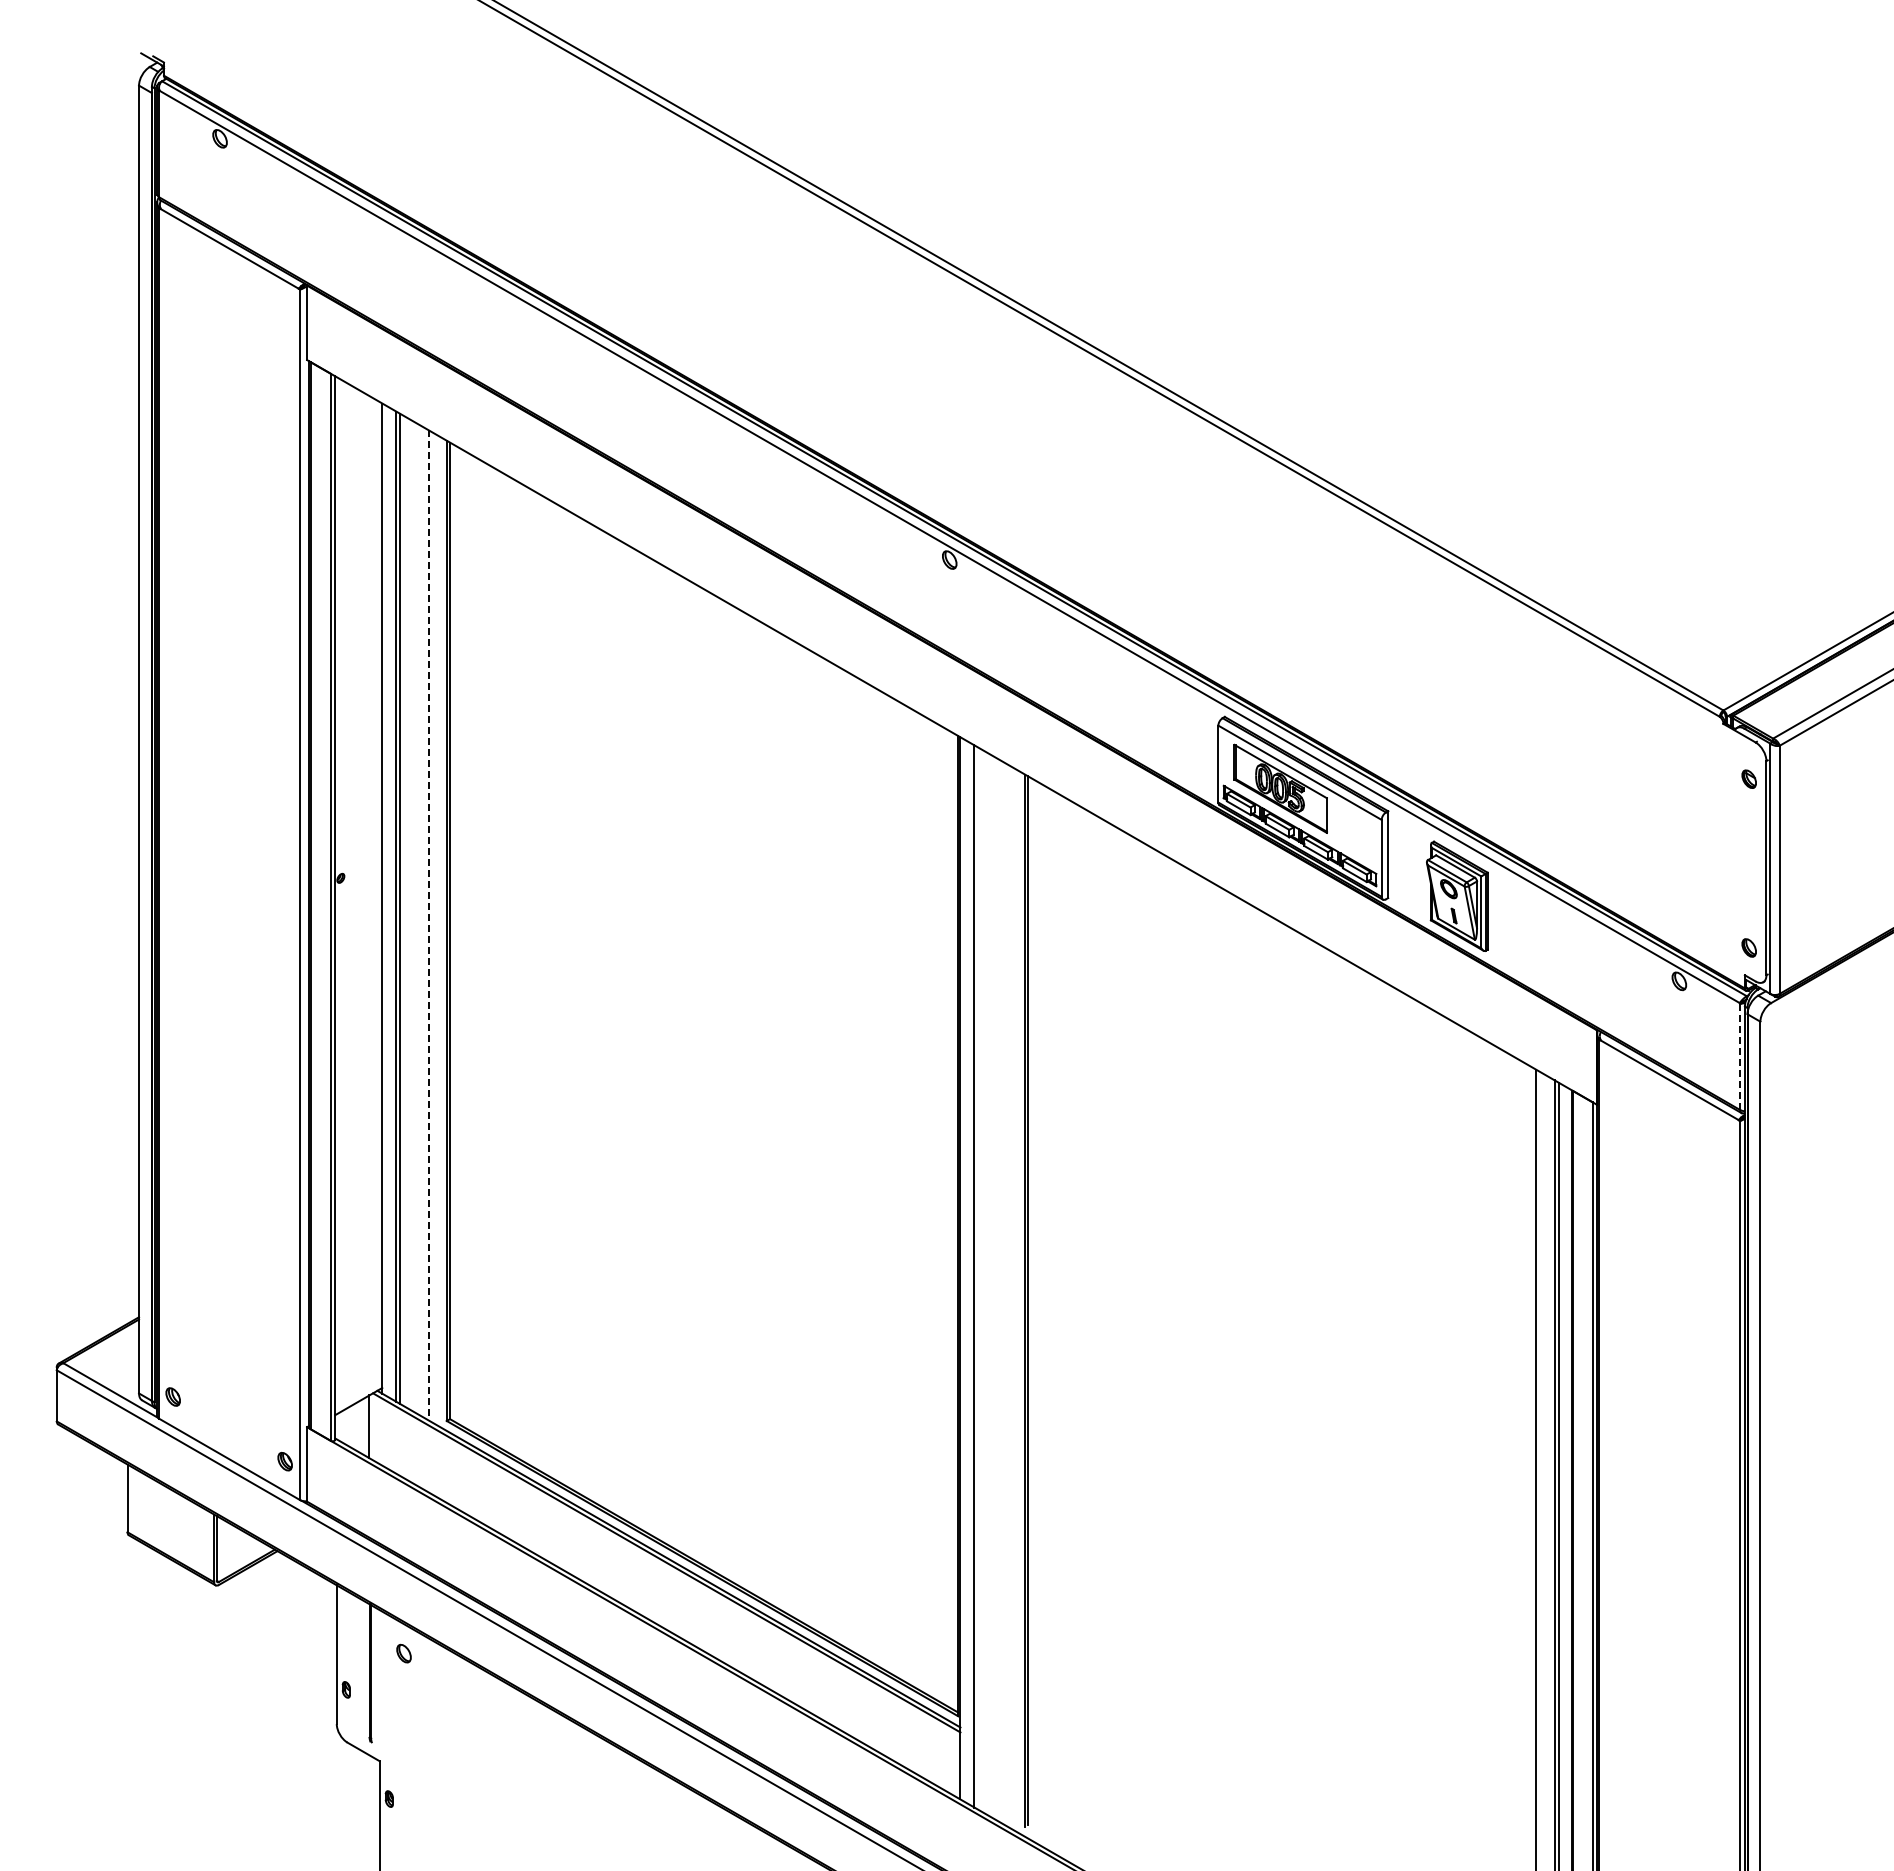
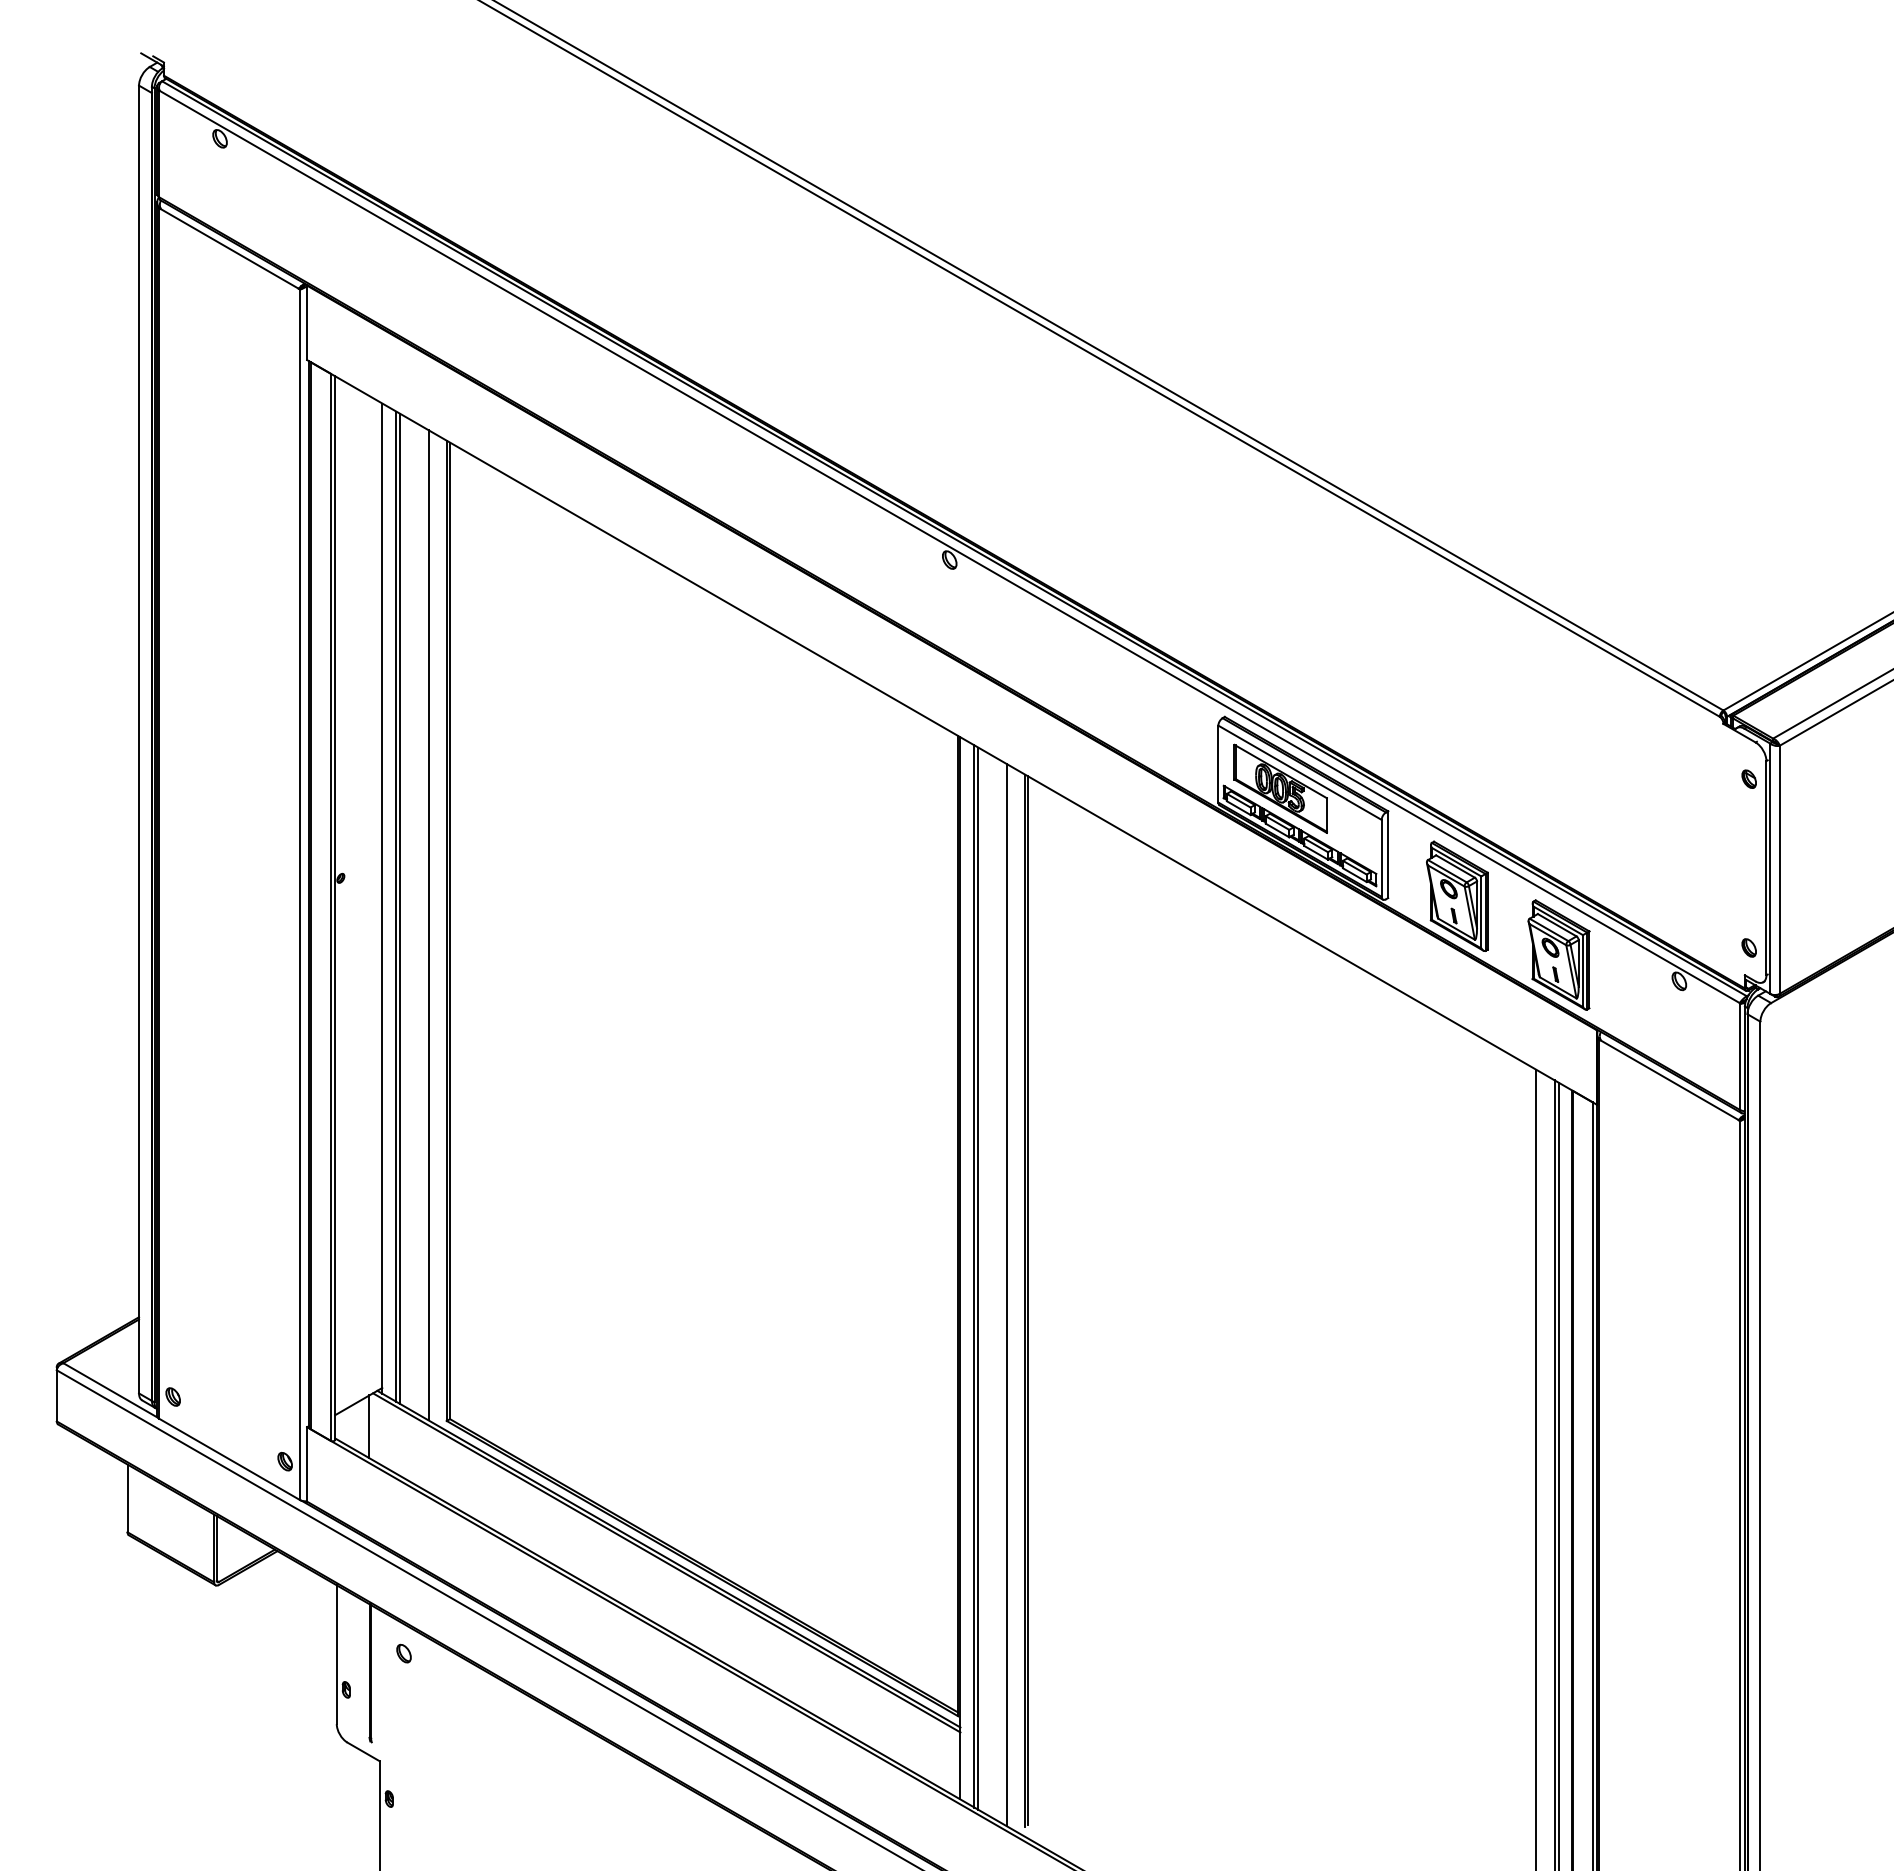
line: dashed -> solid (428, 925)
part: none -> present (1558, 954)
line: dashed -> solid (1740, 1057)
line: none -> present (978, 1278)
line: none -> present (1006, 1294)
